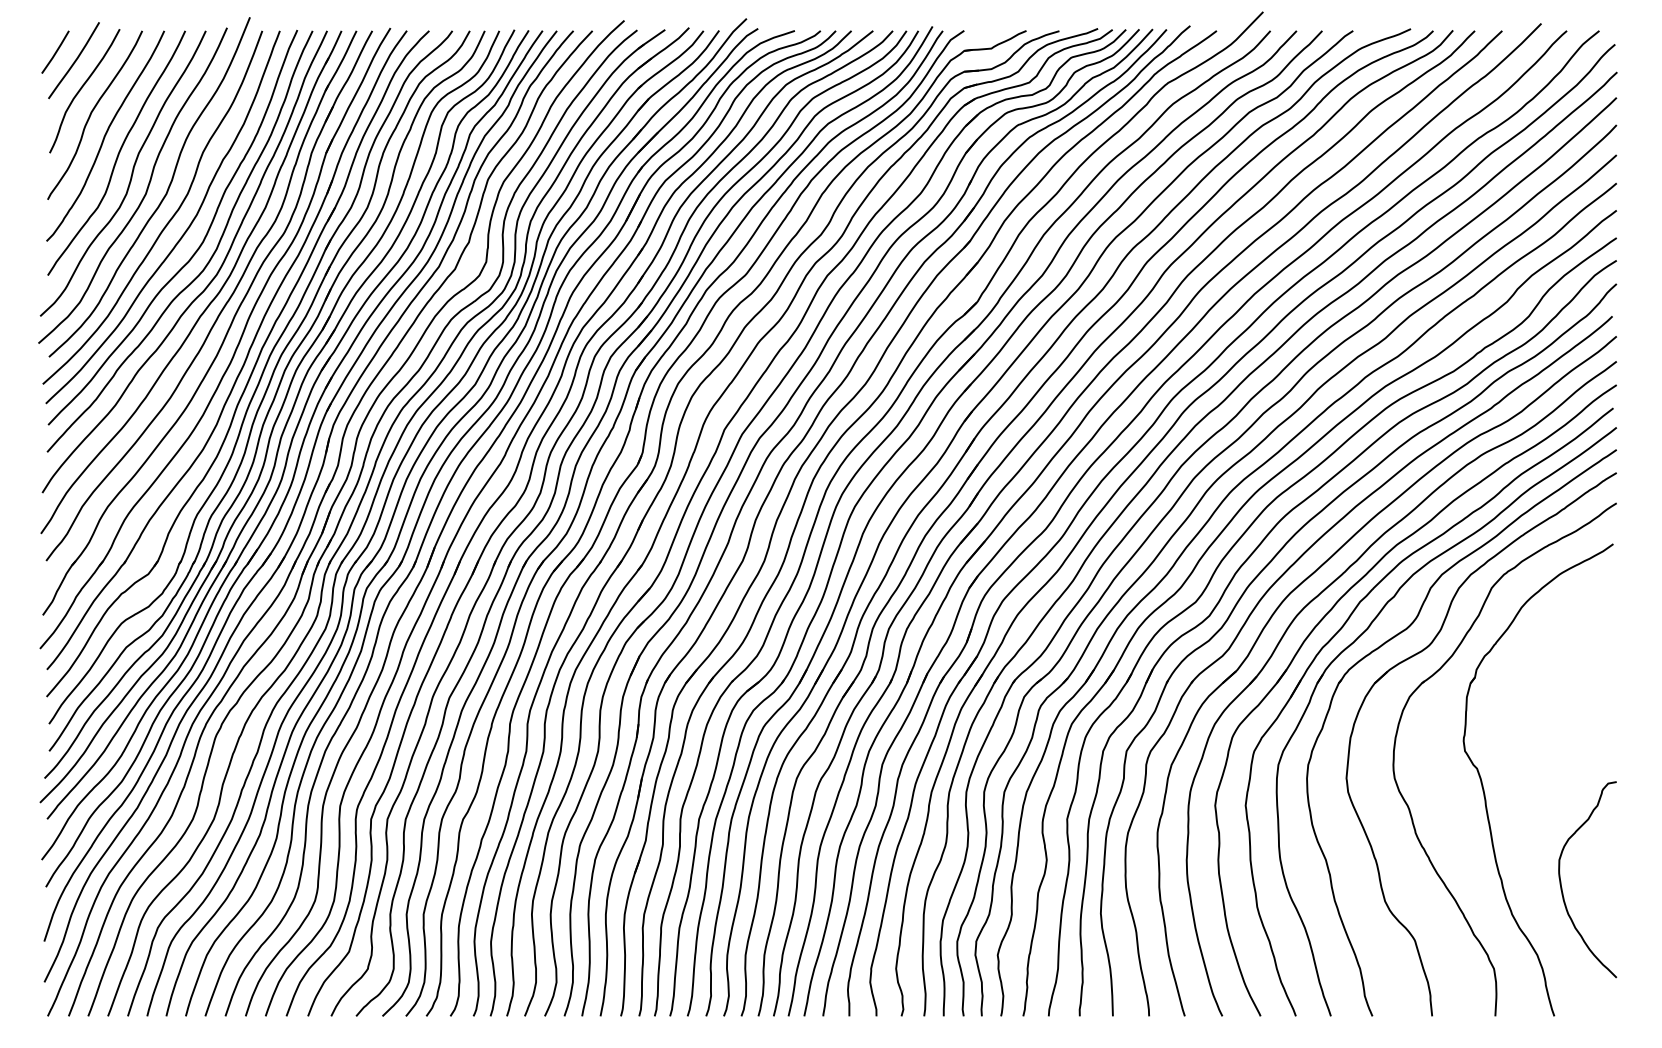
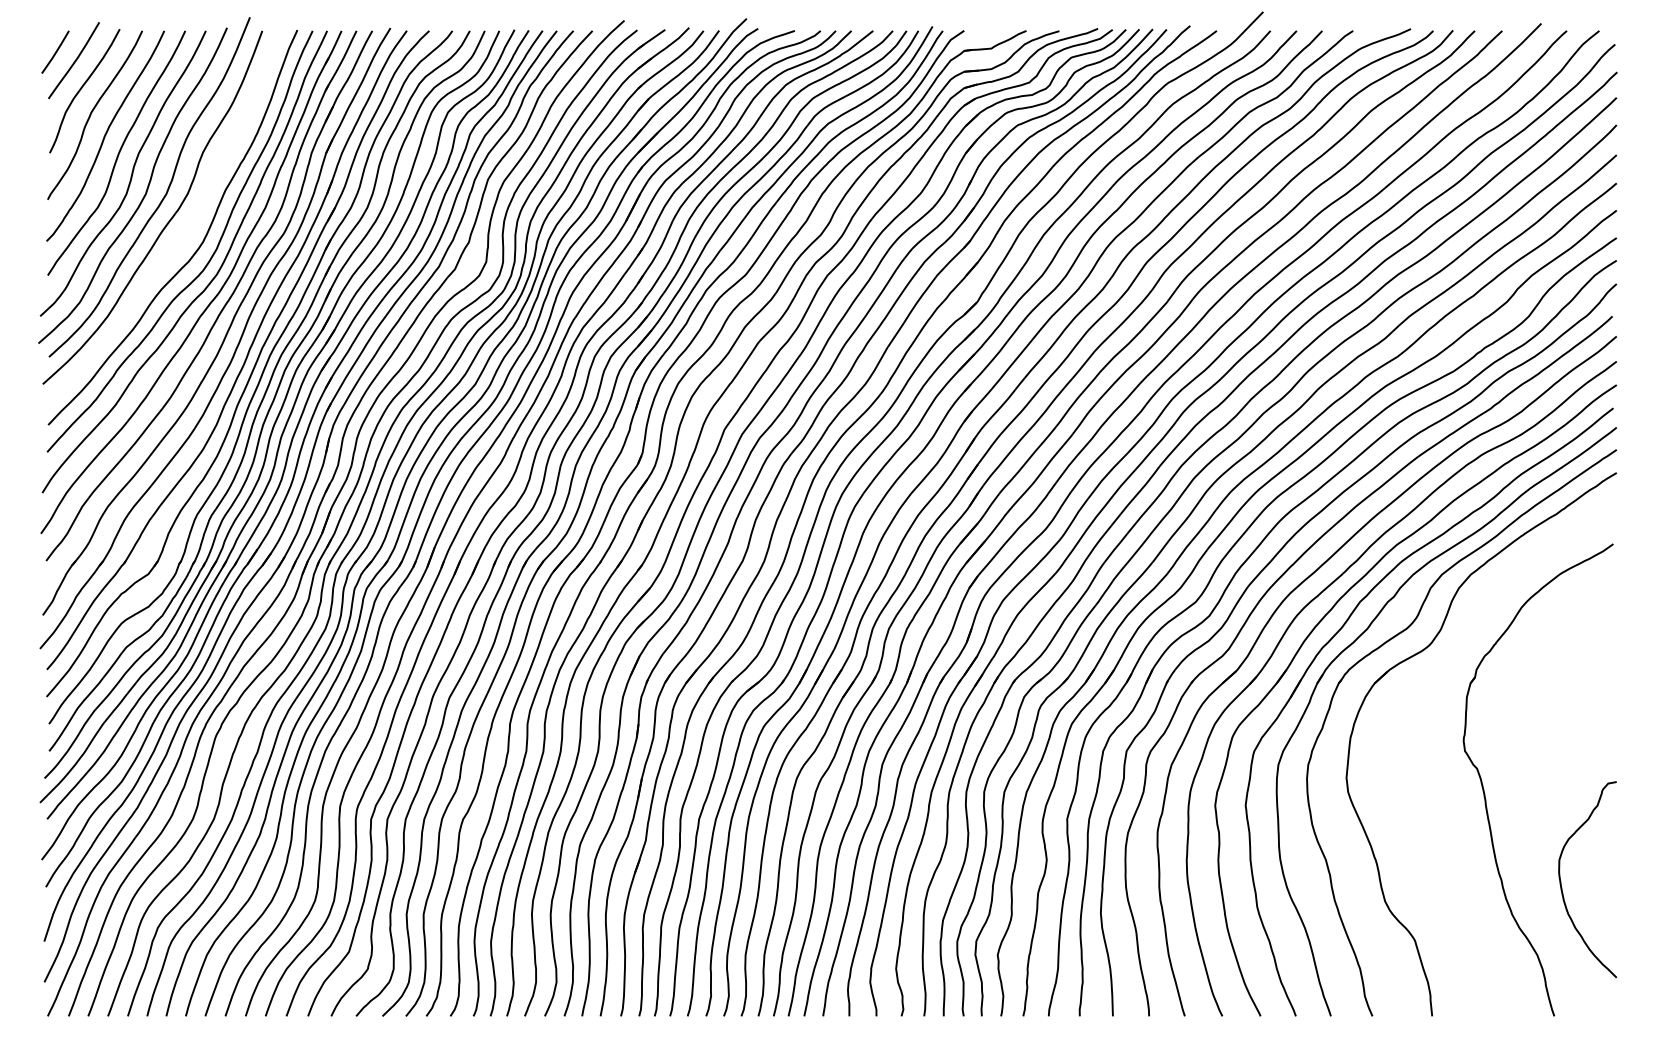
curve: present -> none (184, 231)
part: present -> none (1409, 807)
